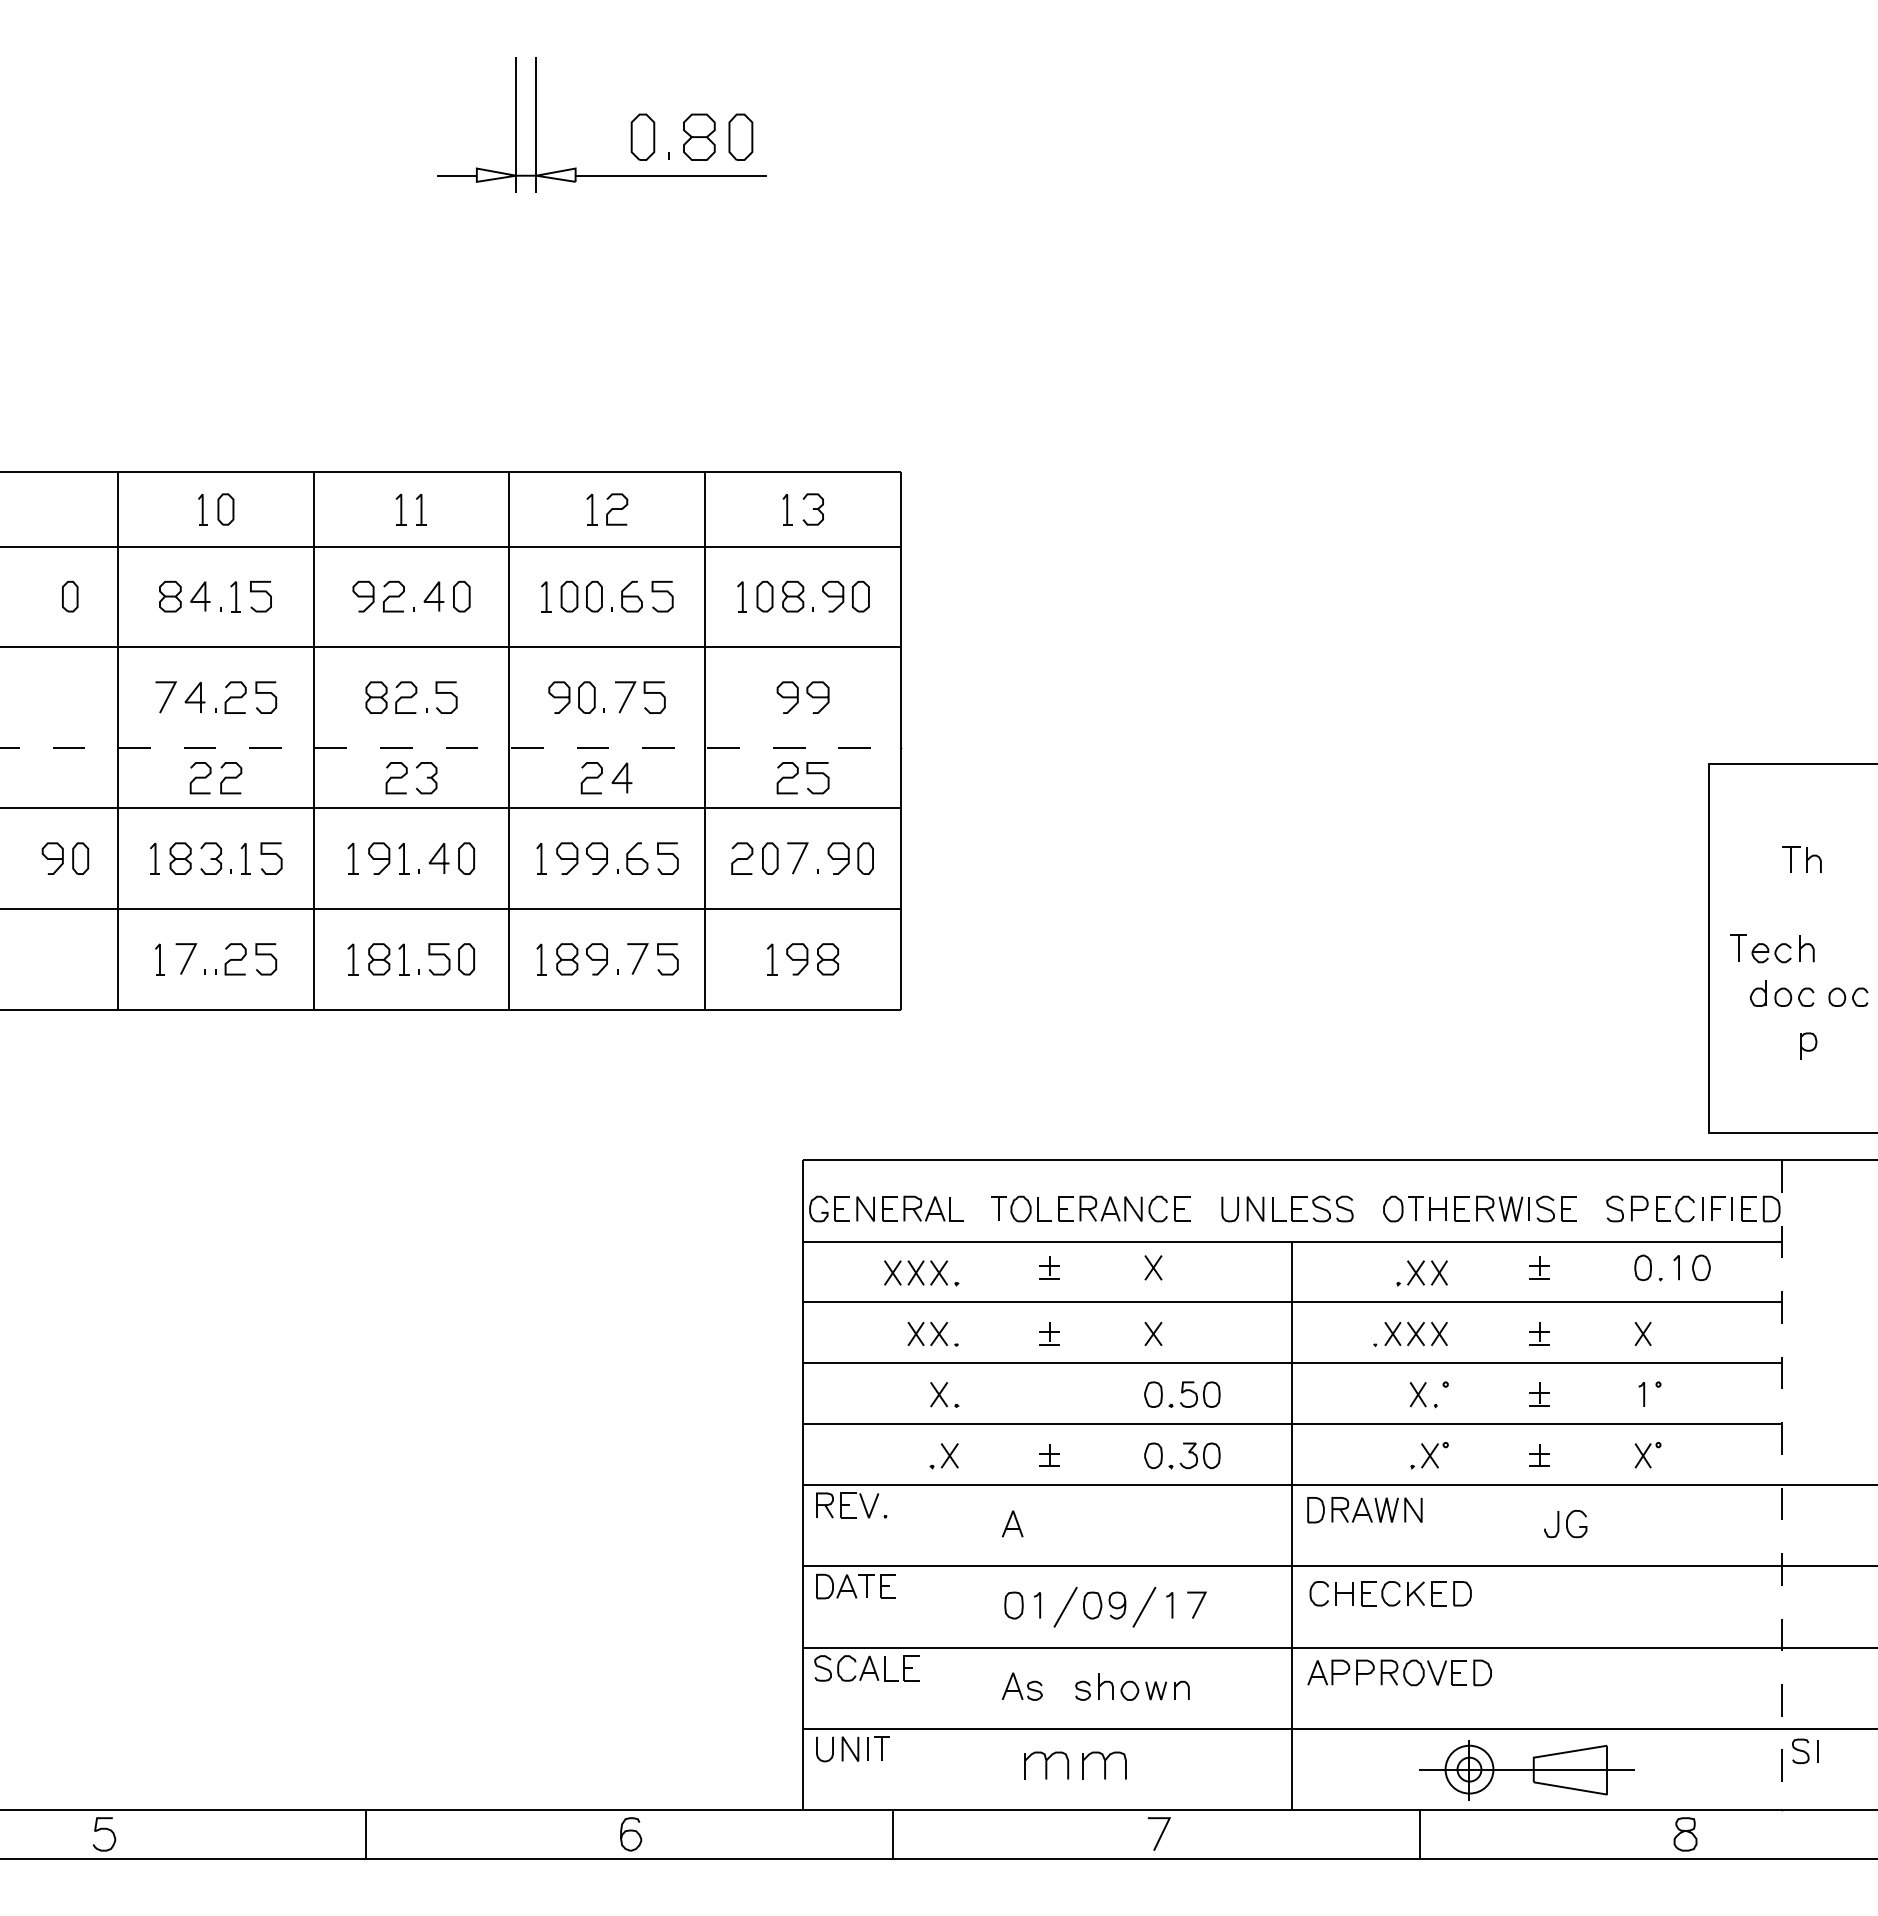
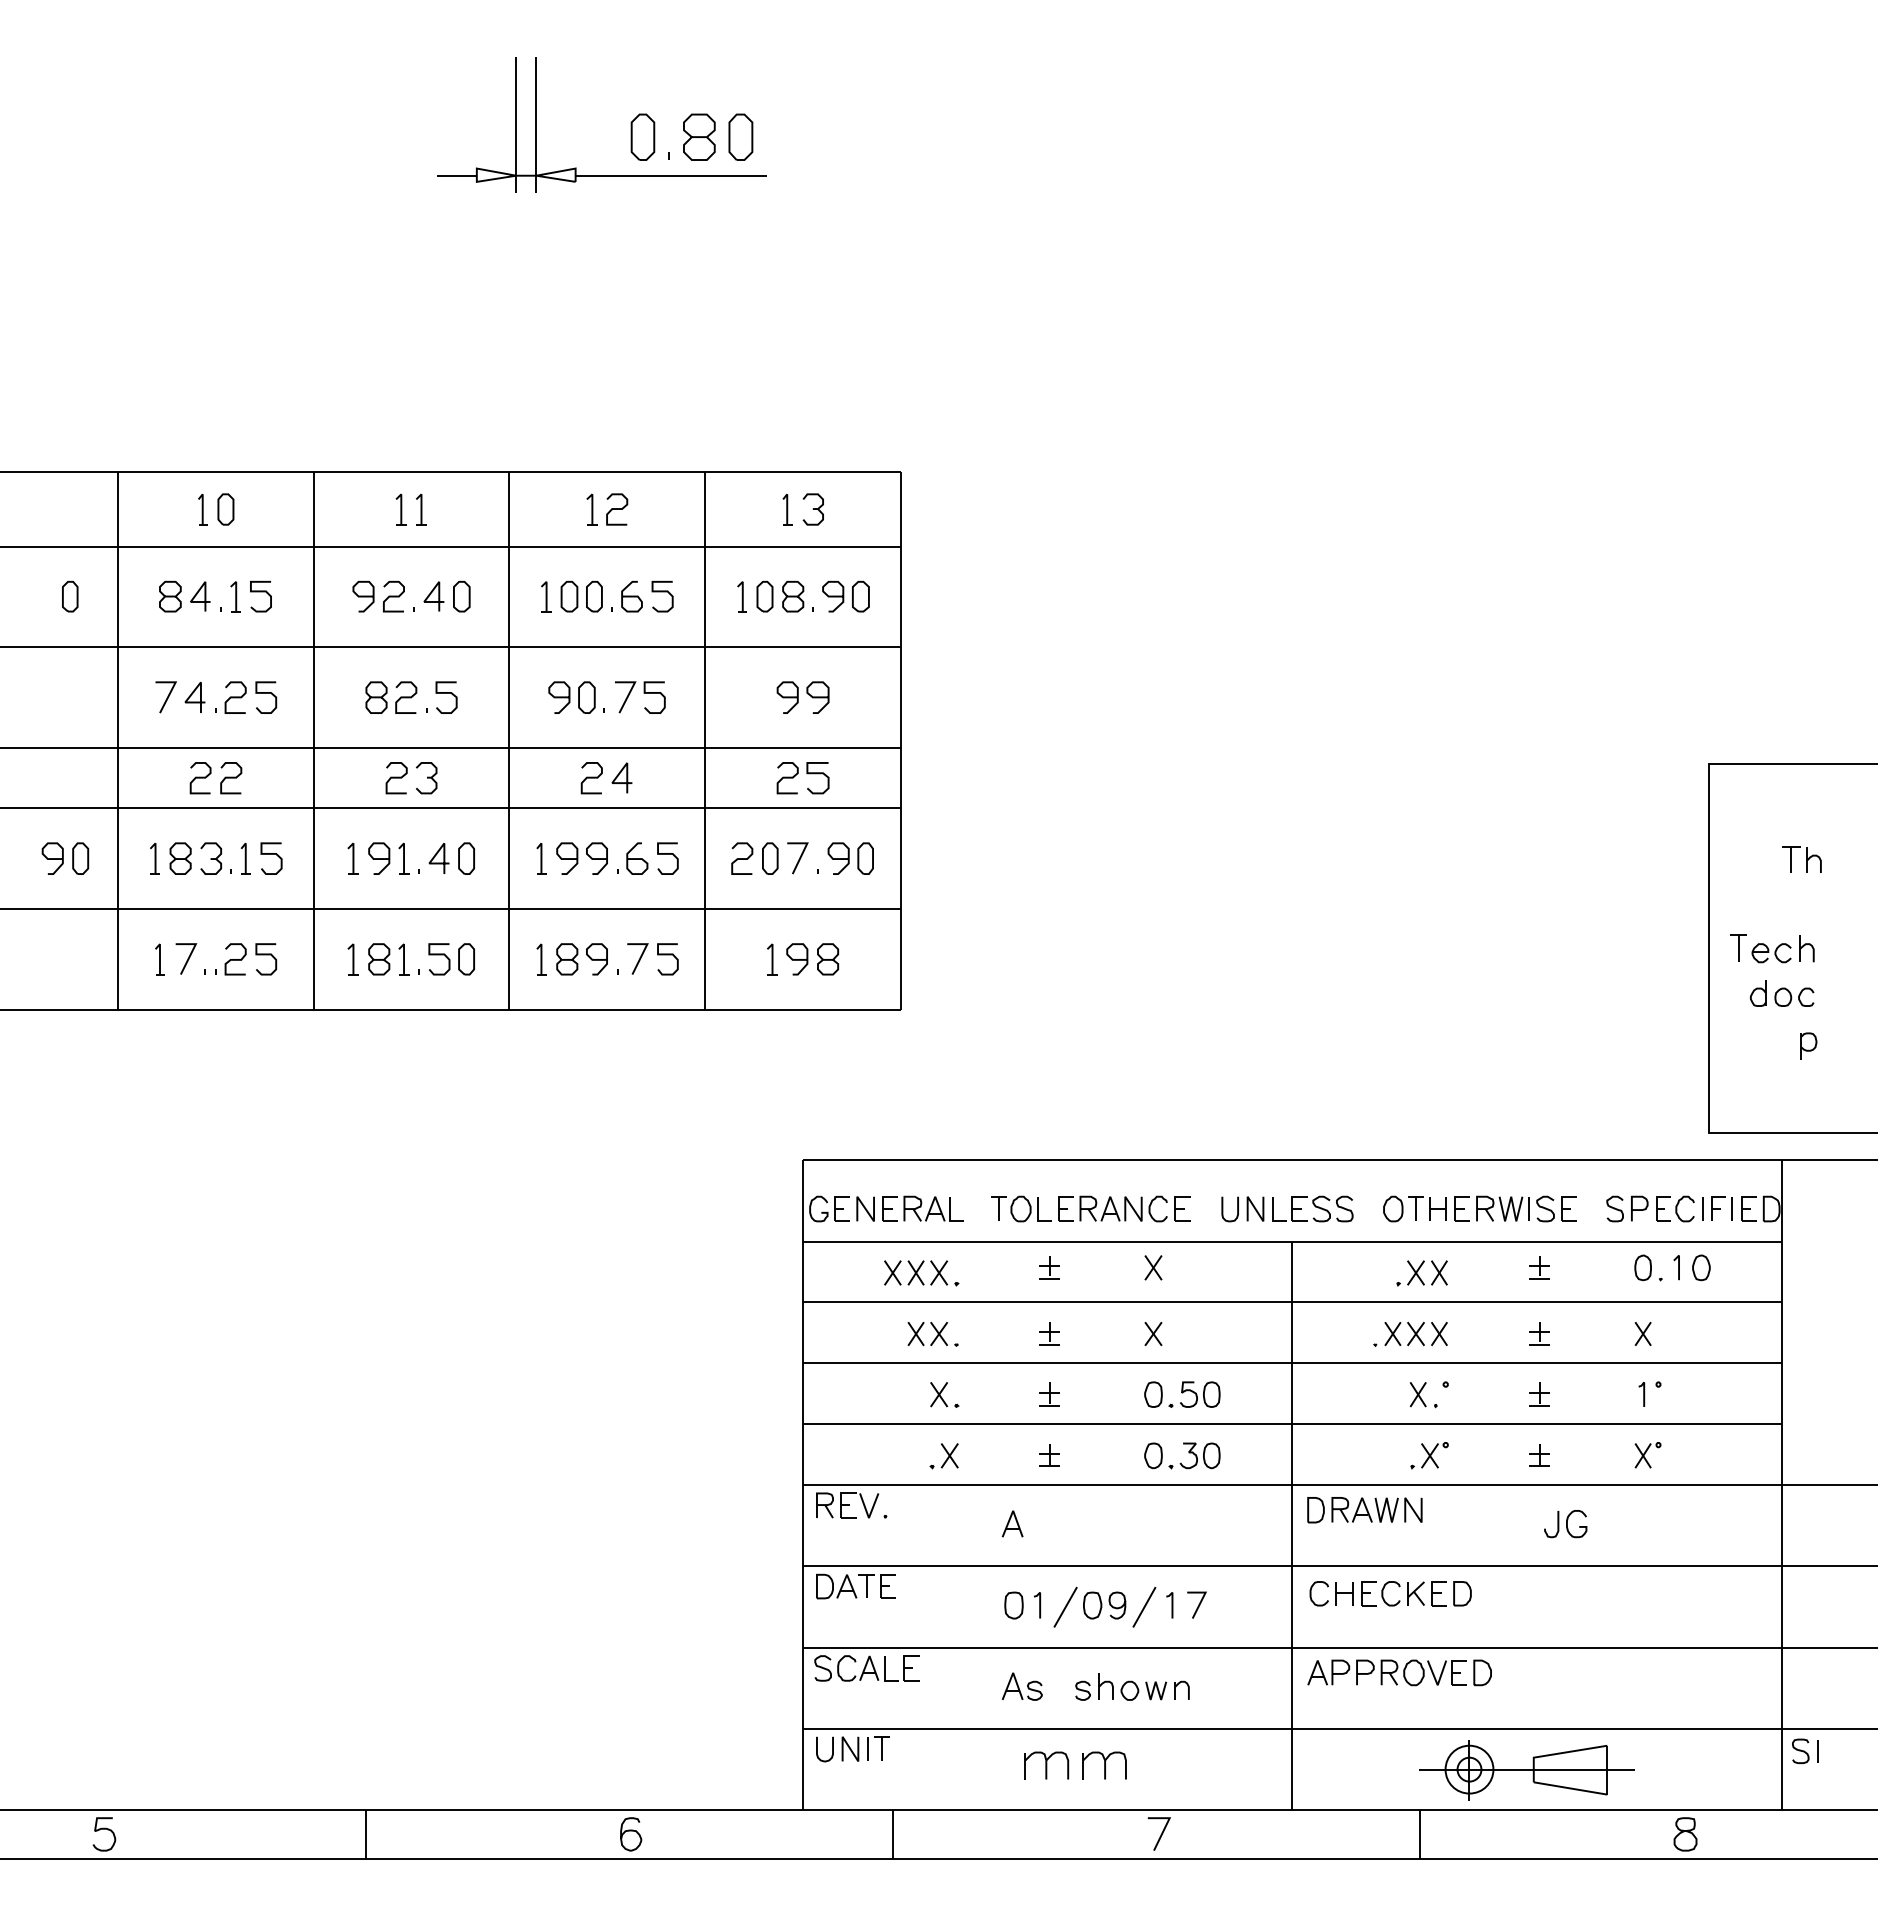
line: dashed -> solid (451, 747)
part: present -> none (1848, 996)
part: none -> present (1049, 1394)
line: dashed -> solid (1782, 1485)
